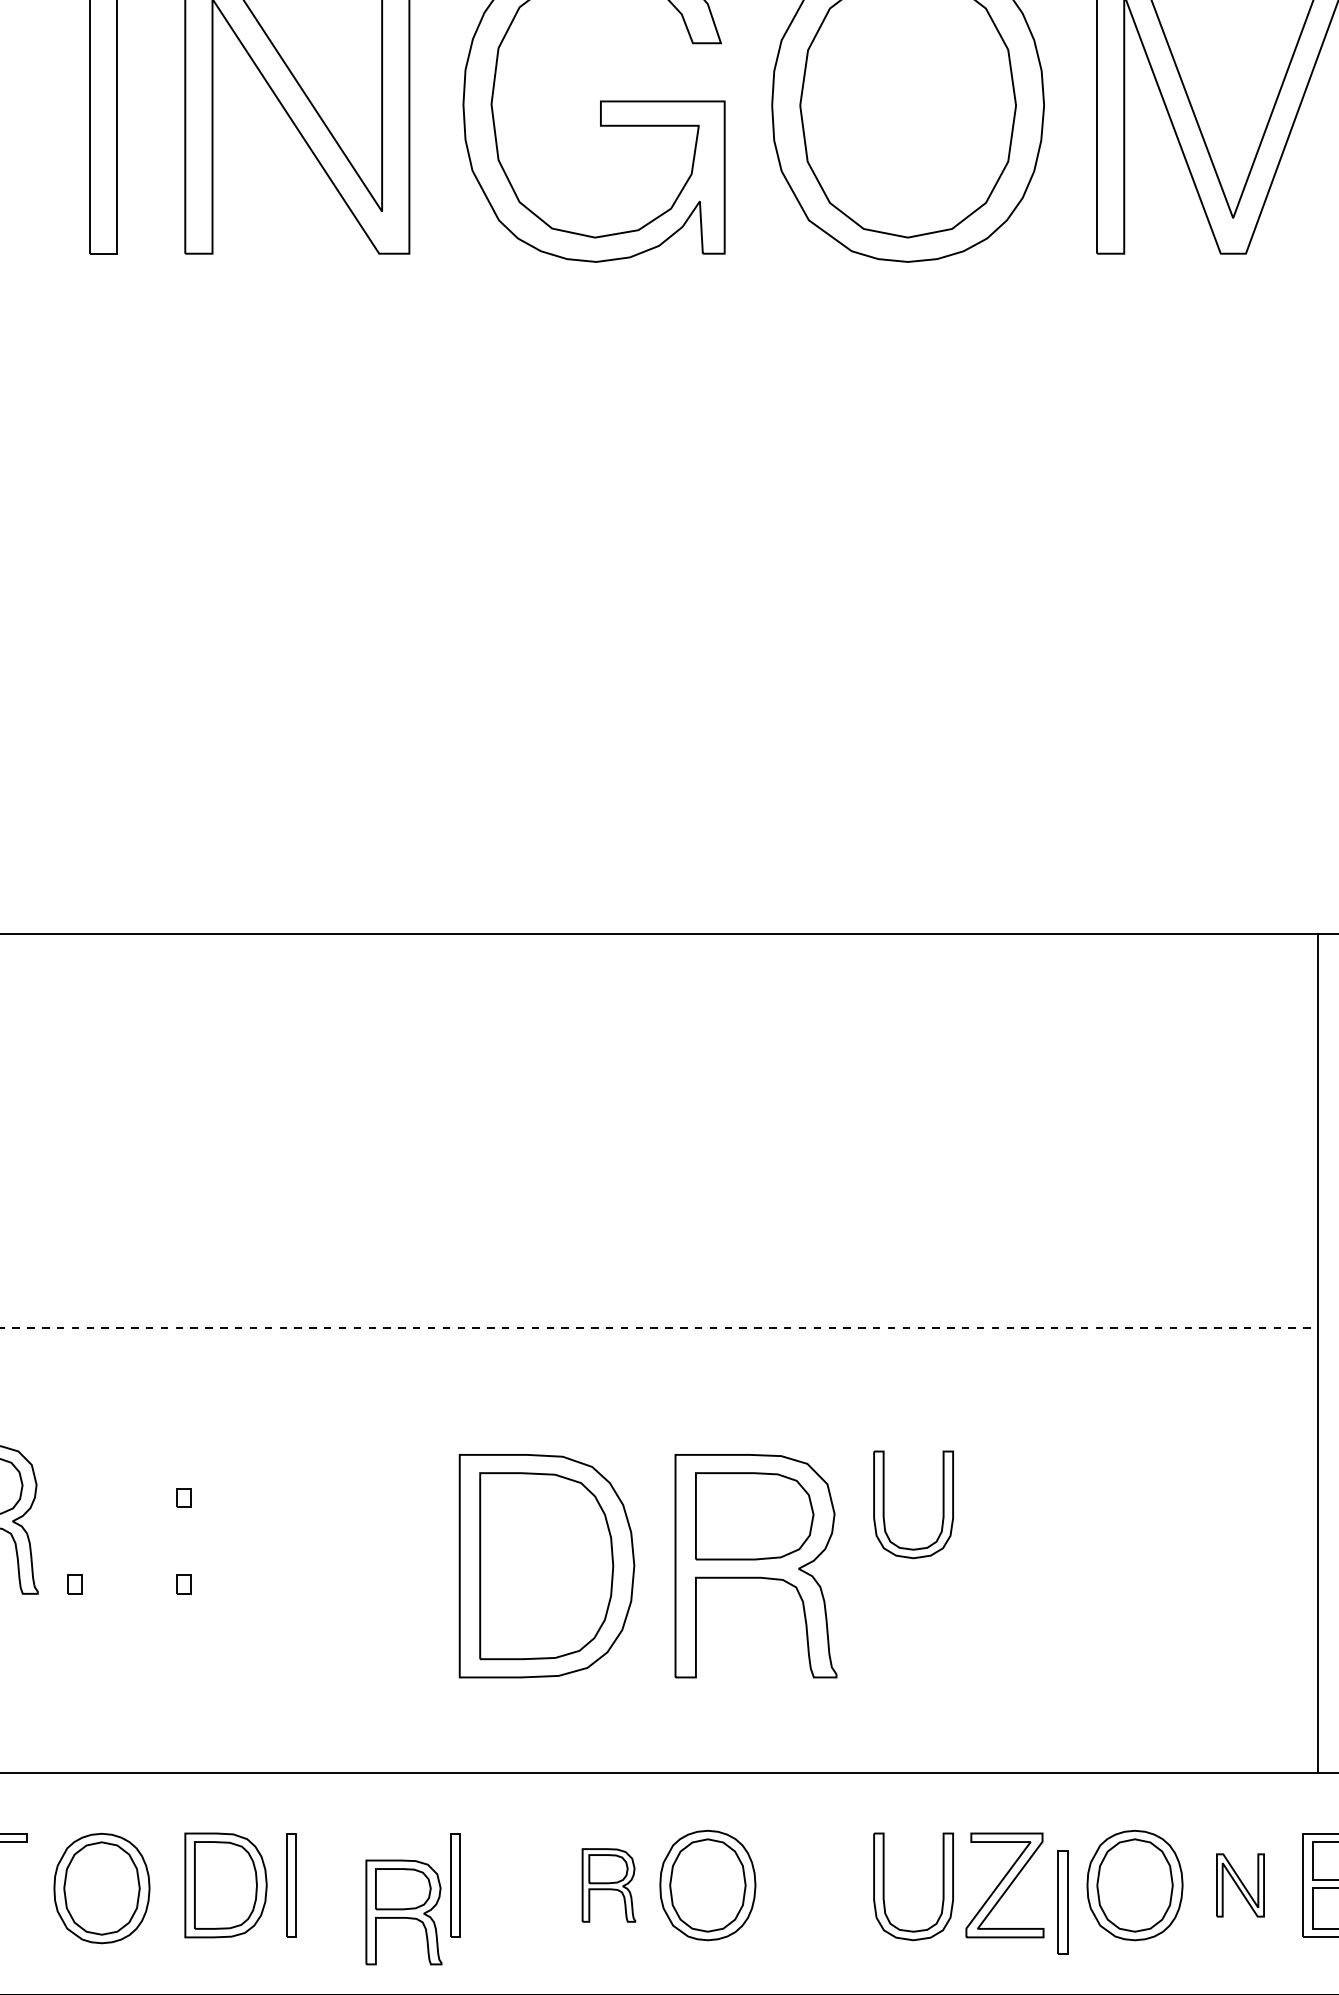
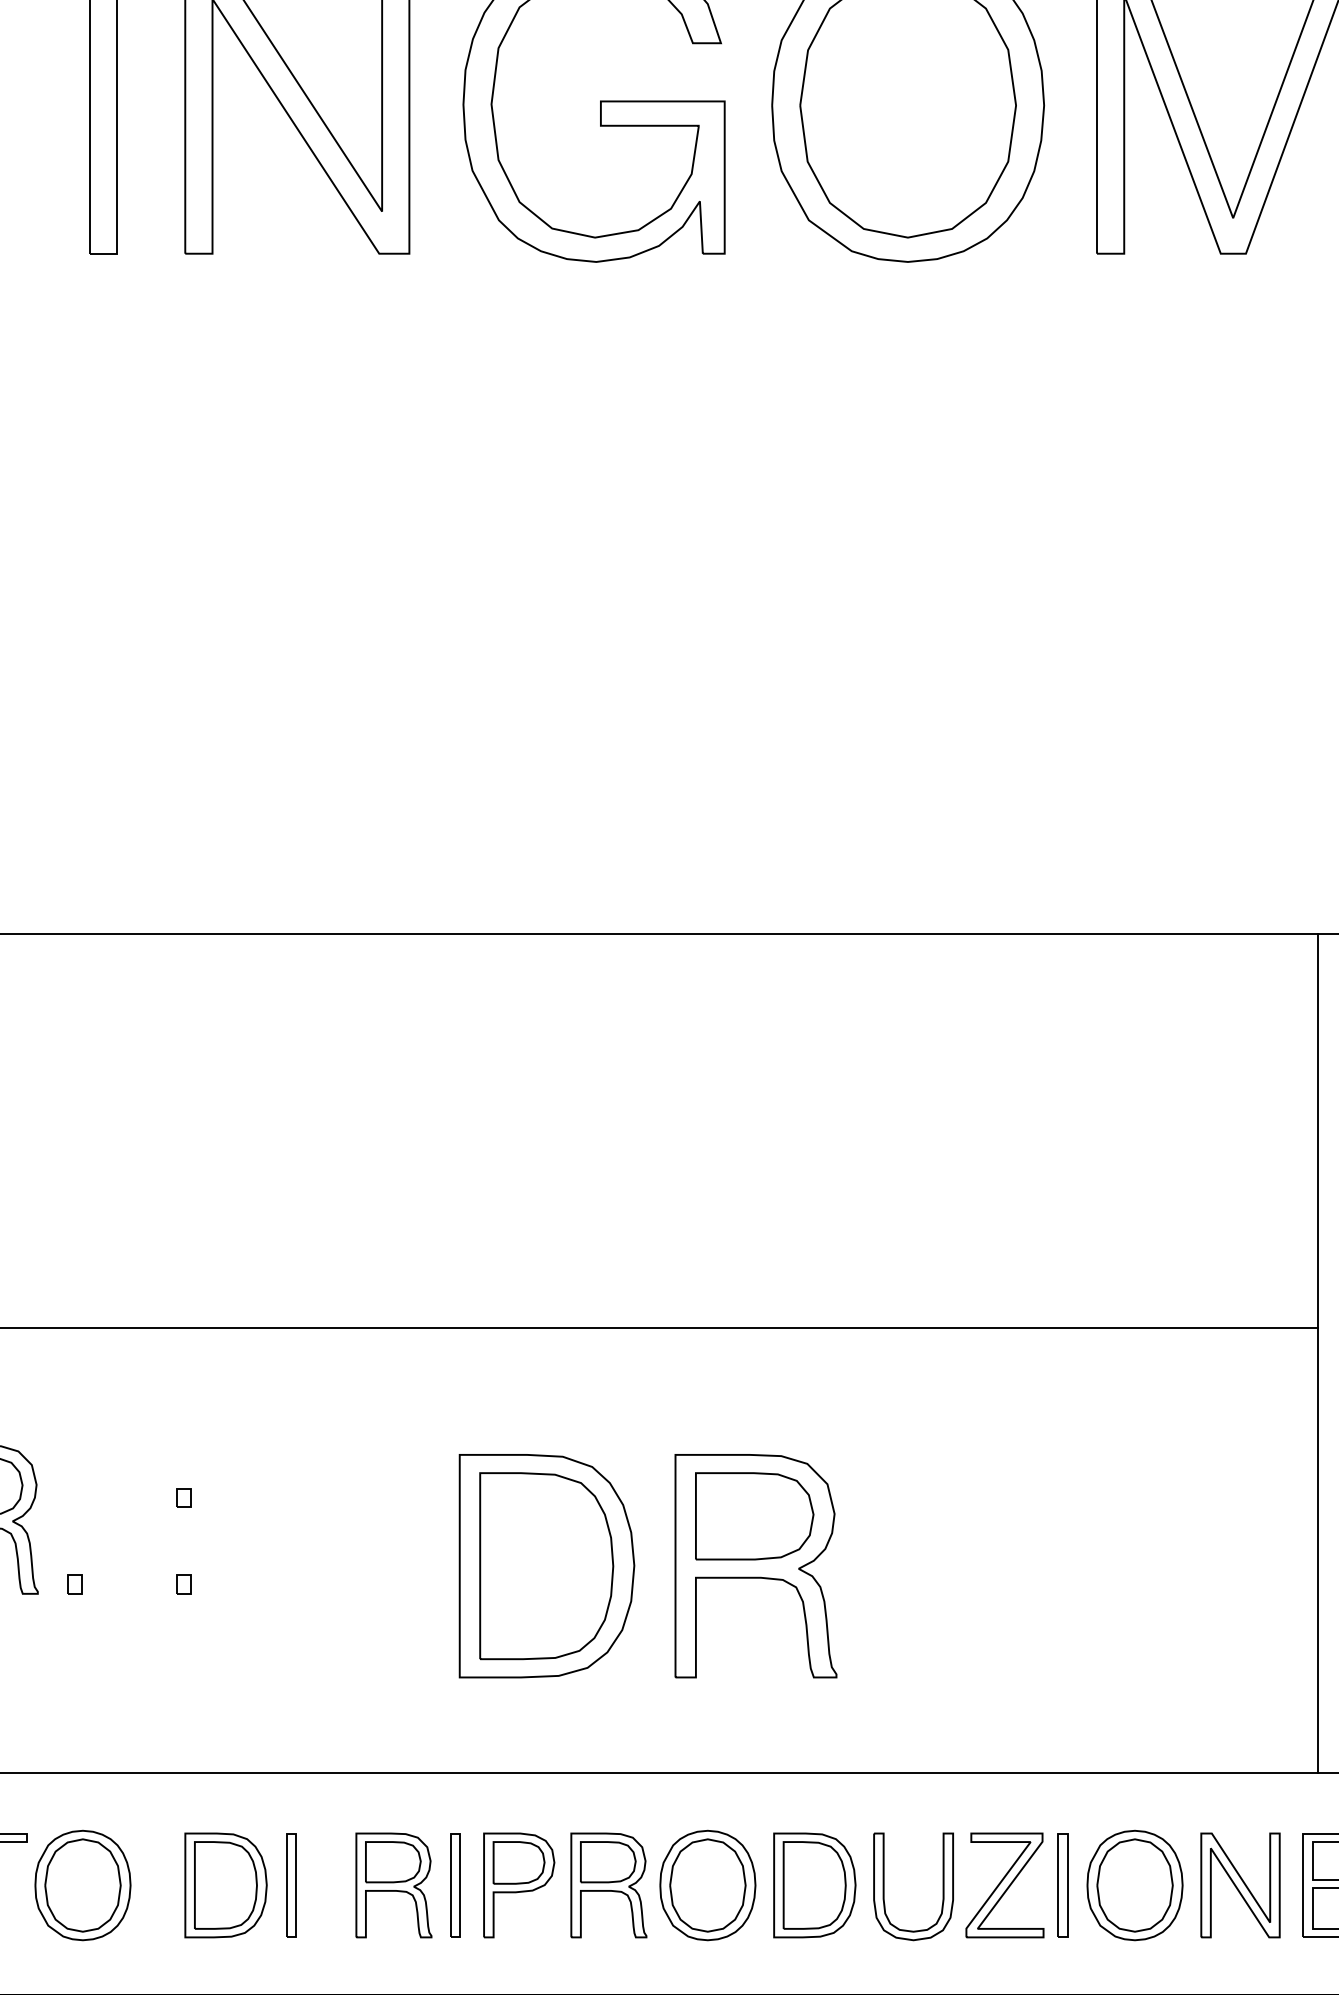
line: dashed -> solid (660, 1327)
part: present -> none (884, 1504)
part: none -> present (519, 1885)
part size: 56x75 px -> 78x107 px (608, 1885)
part: none -> present (814, 1885)
part size: 49x65 px -> 81x107 px (1240, 1885)
part position: (101, 1888) -> (82, 1885) (82, 1885)
part position: (1062, 1902) -> (1062, 1885) (1062, 1885)
part position: (403, 1912) -> (393, 1885) (393, 1885)
